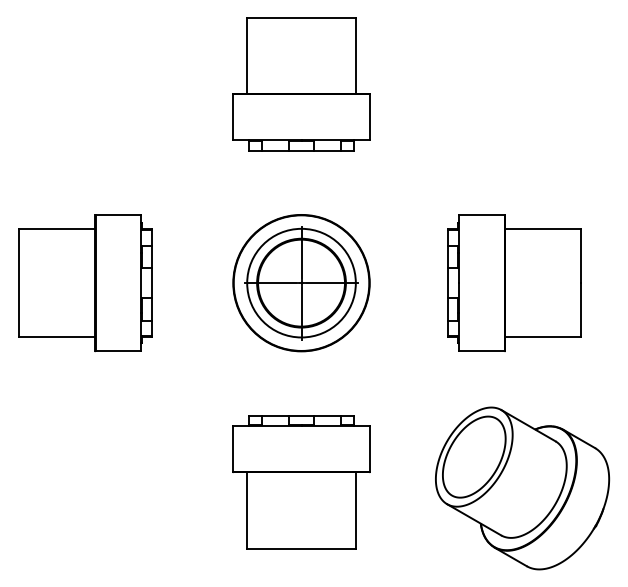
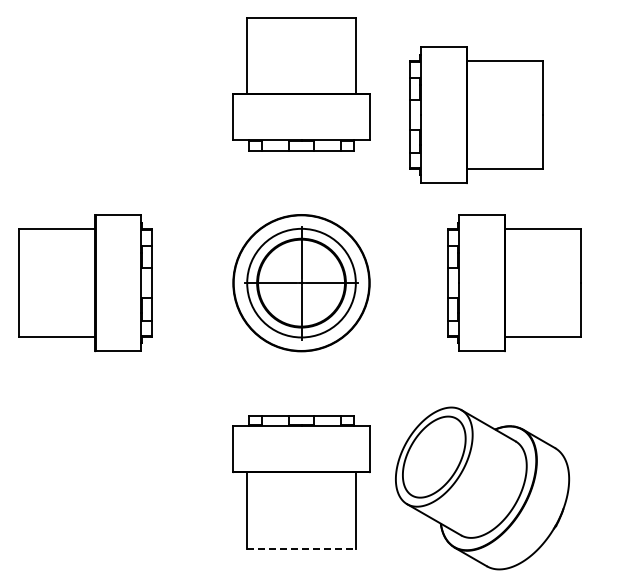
part: none -> present (476, 114)
part position: (522, 488) -> (482, 488) (482, 488)
line: solid -> dashed (302, 548)
